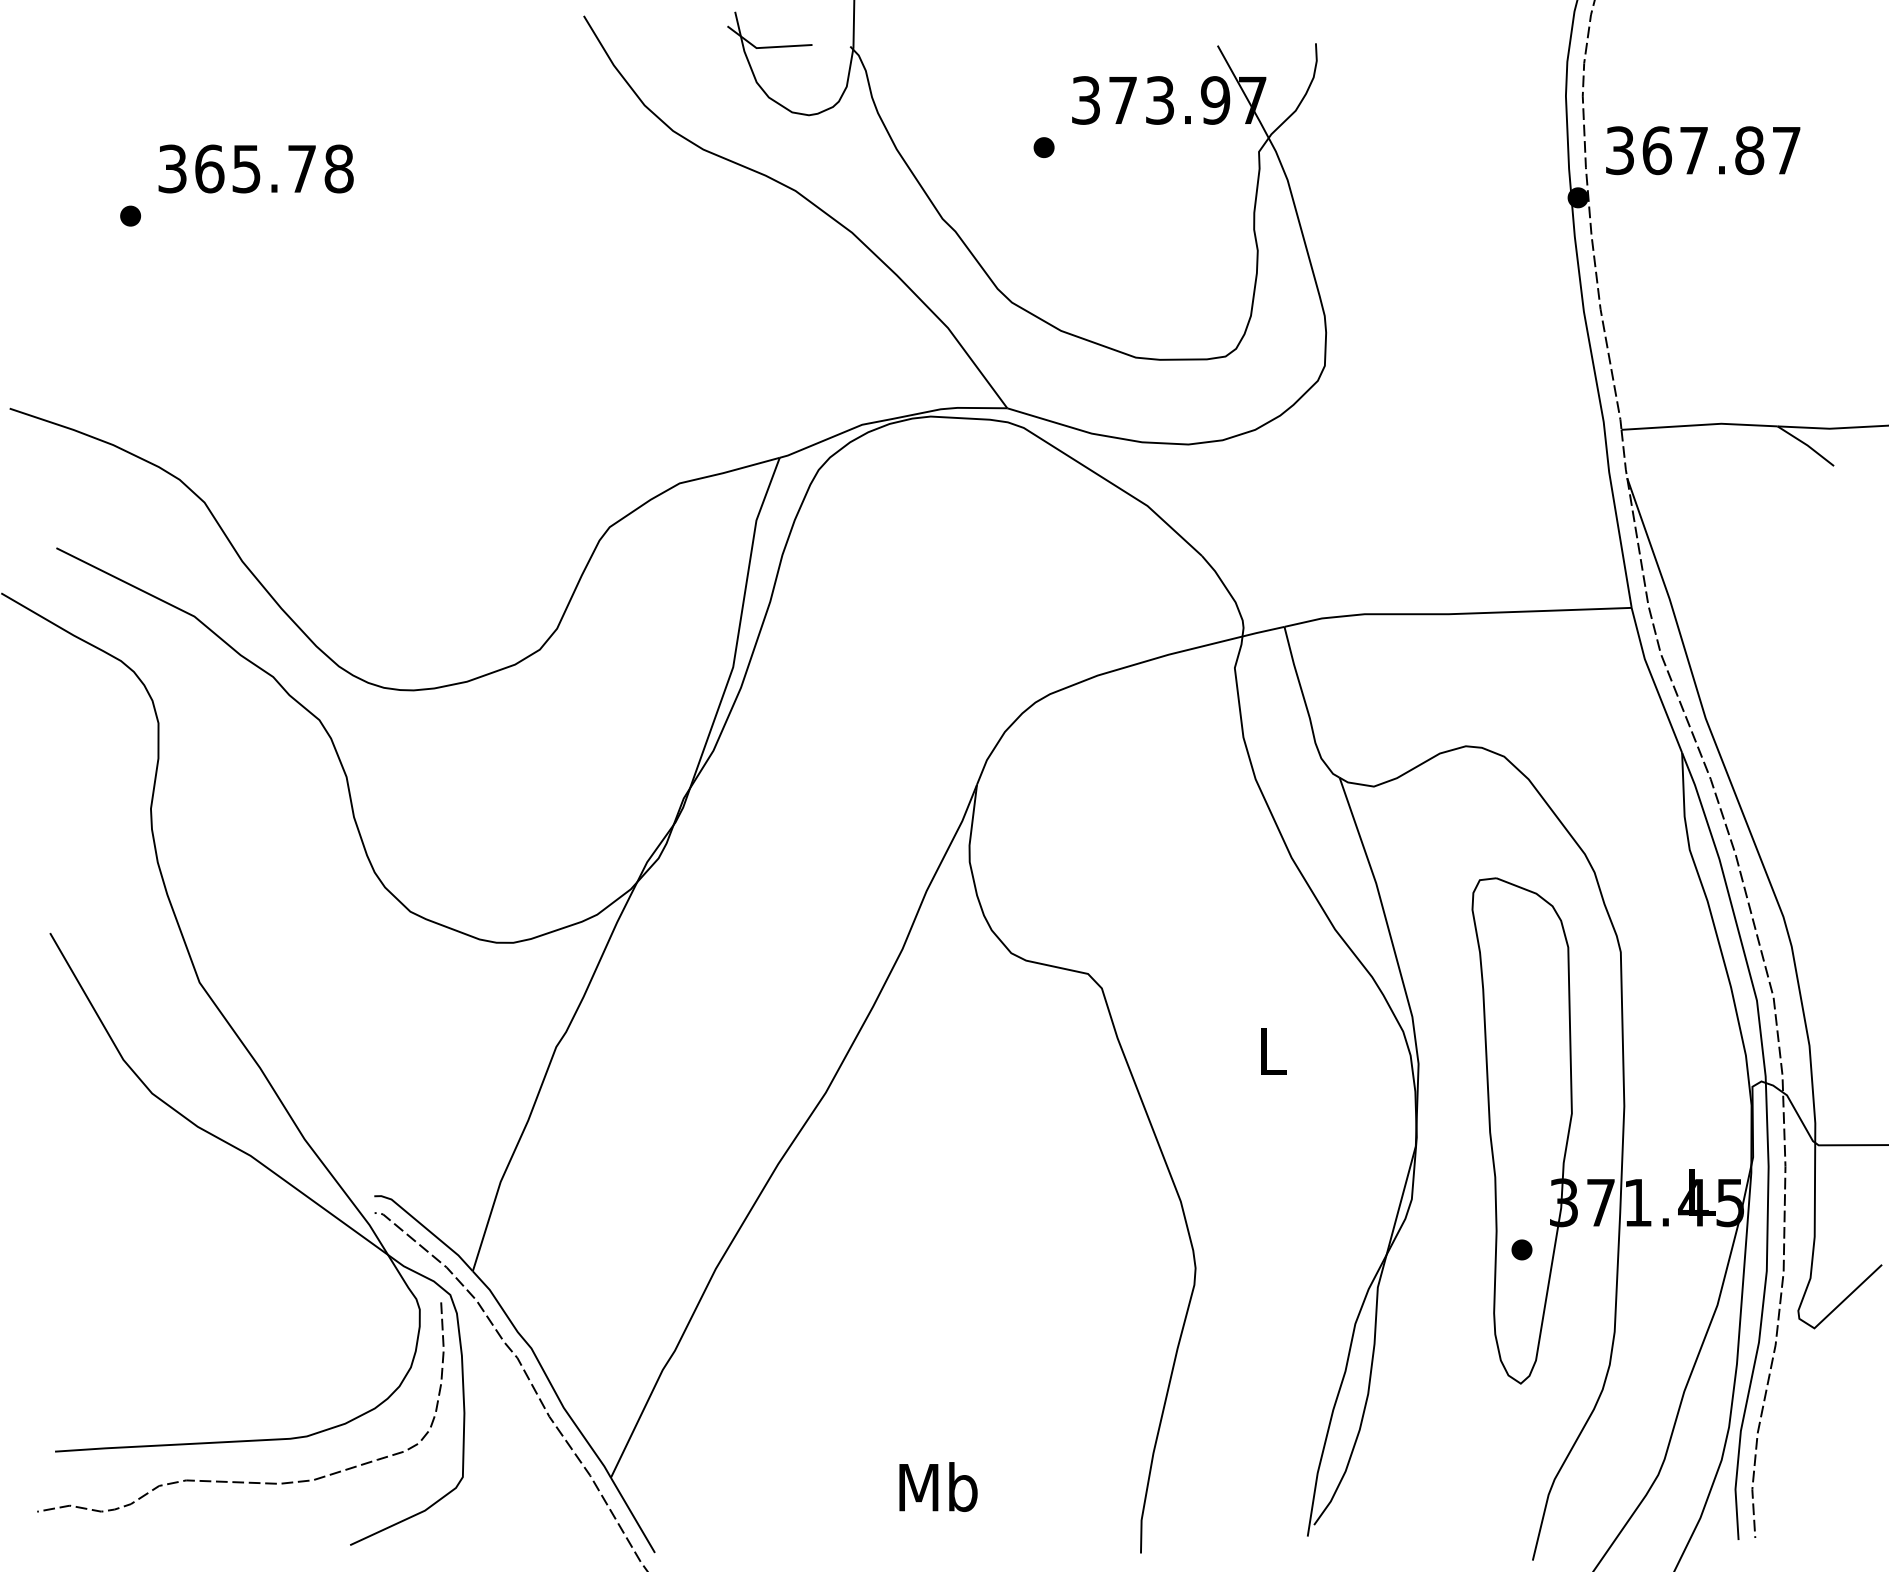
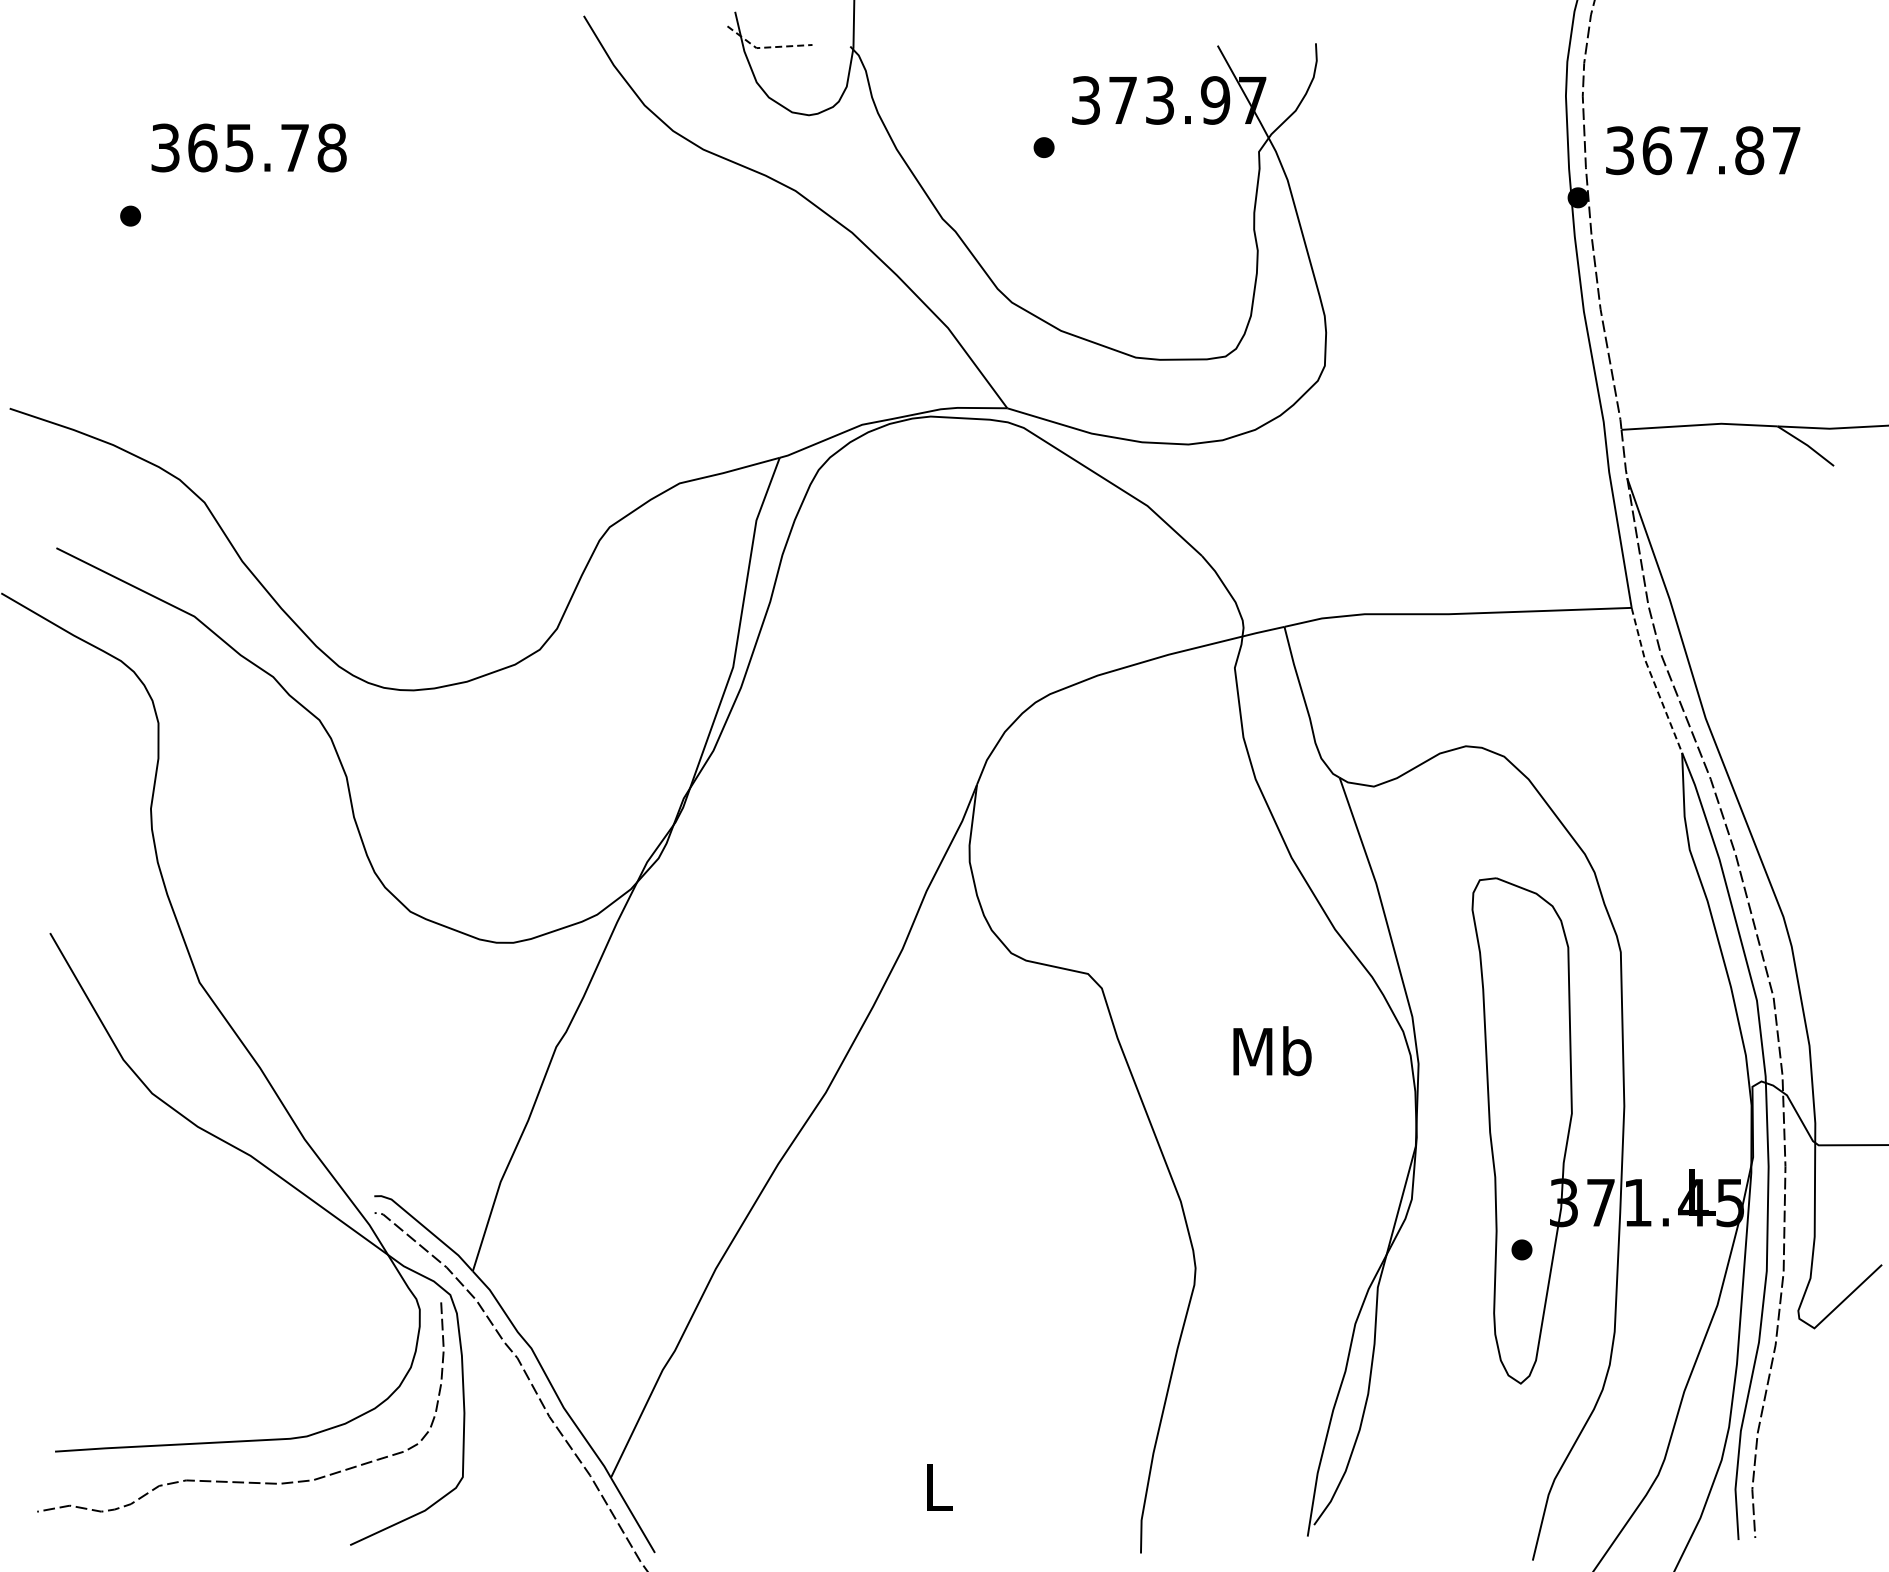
line: solid -> dashed (766, 47)
text position: (255, 168) -> (248, 147) (248, 147)
line: solid -> dashed (1653, 680)
text: L -> Mb (1272, 1051)
text: Mb -> L (938, 1487)
